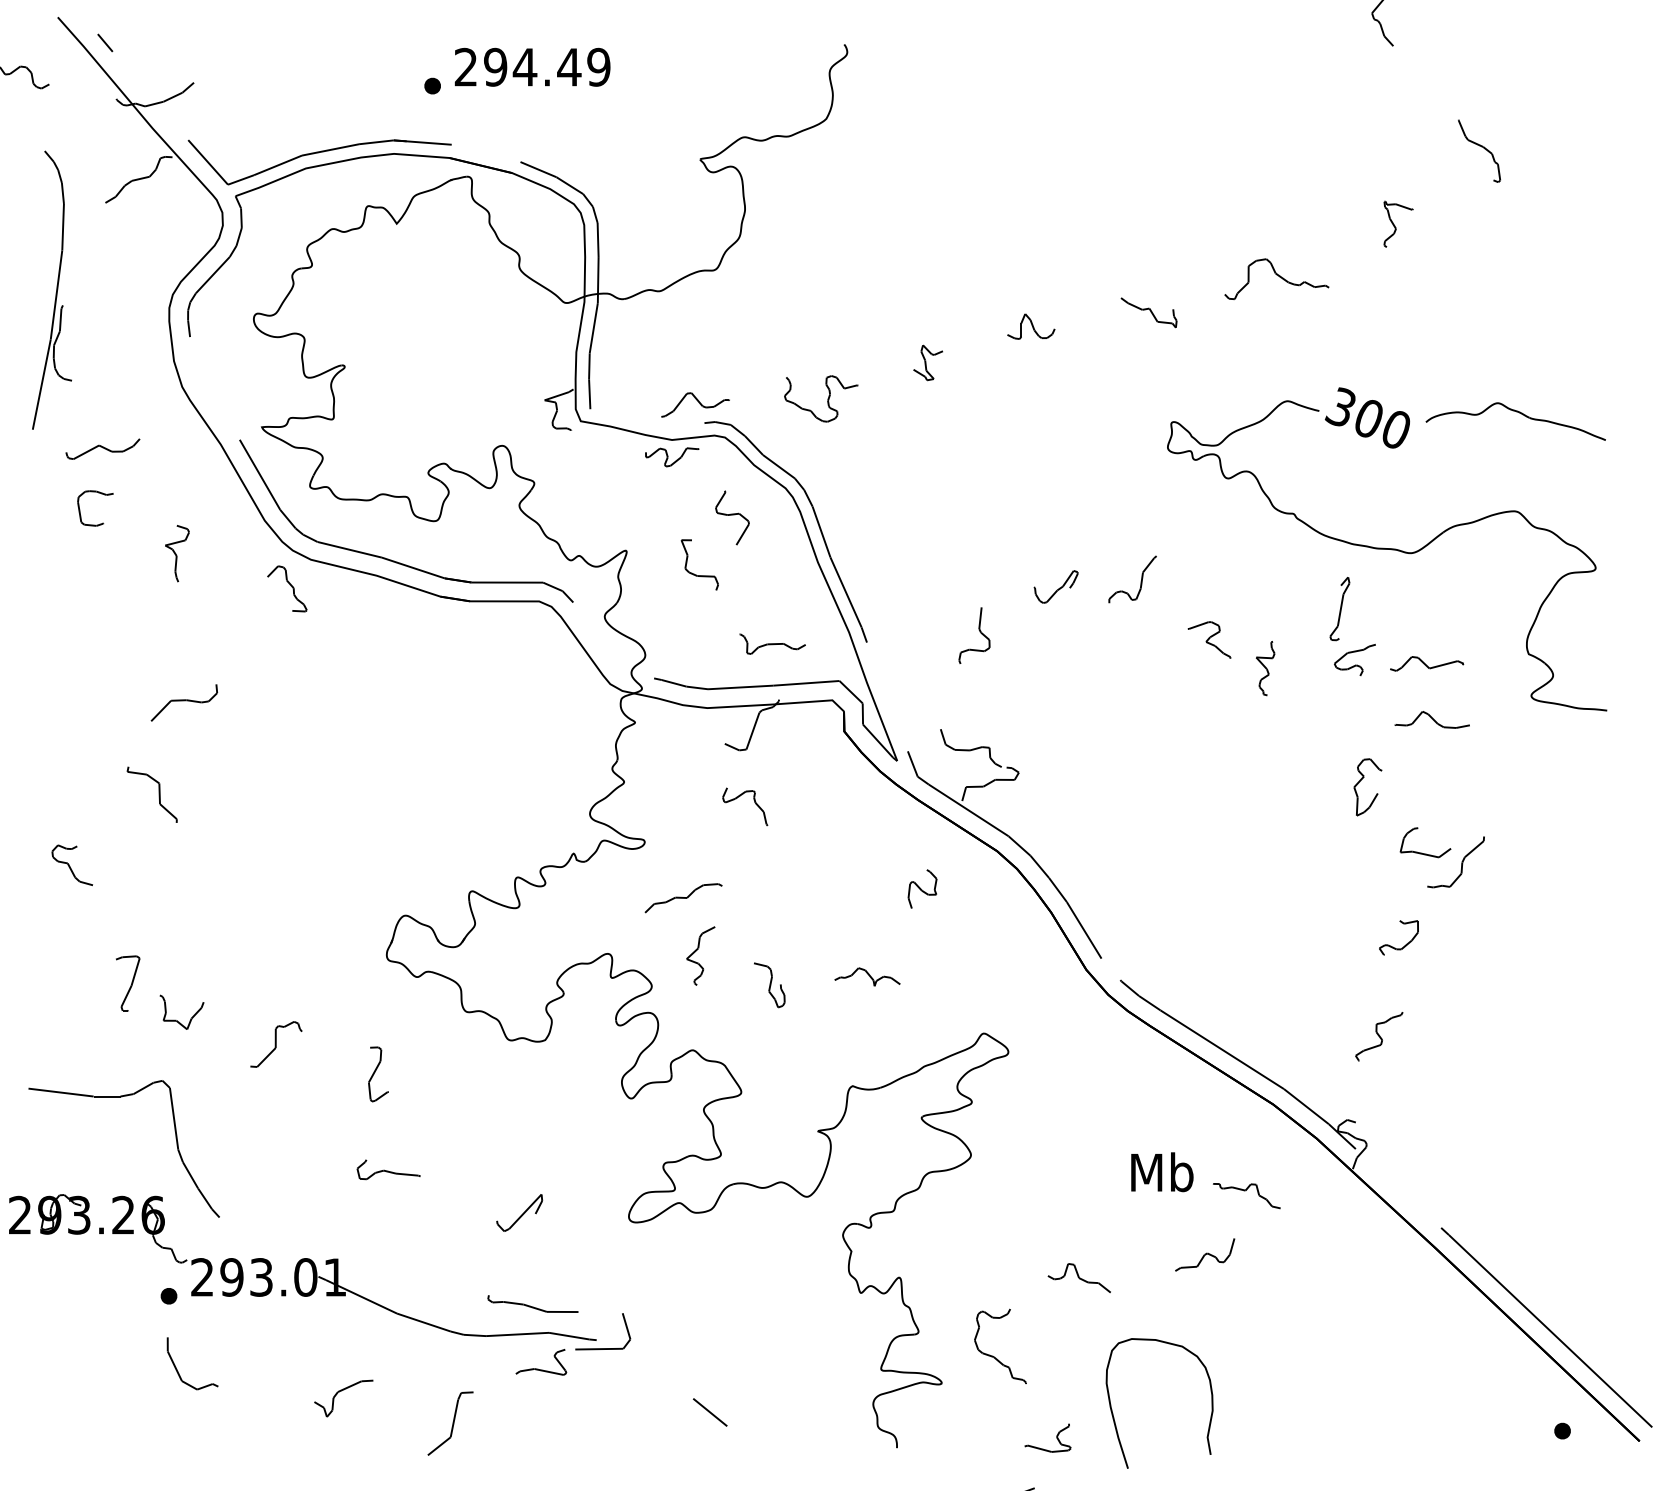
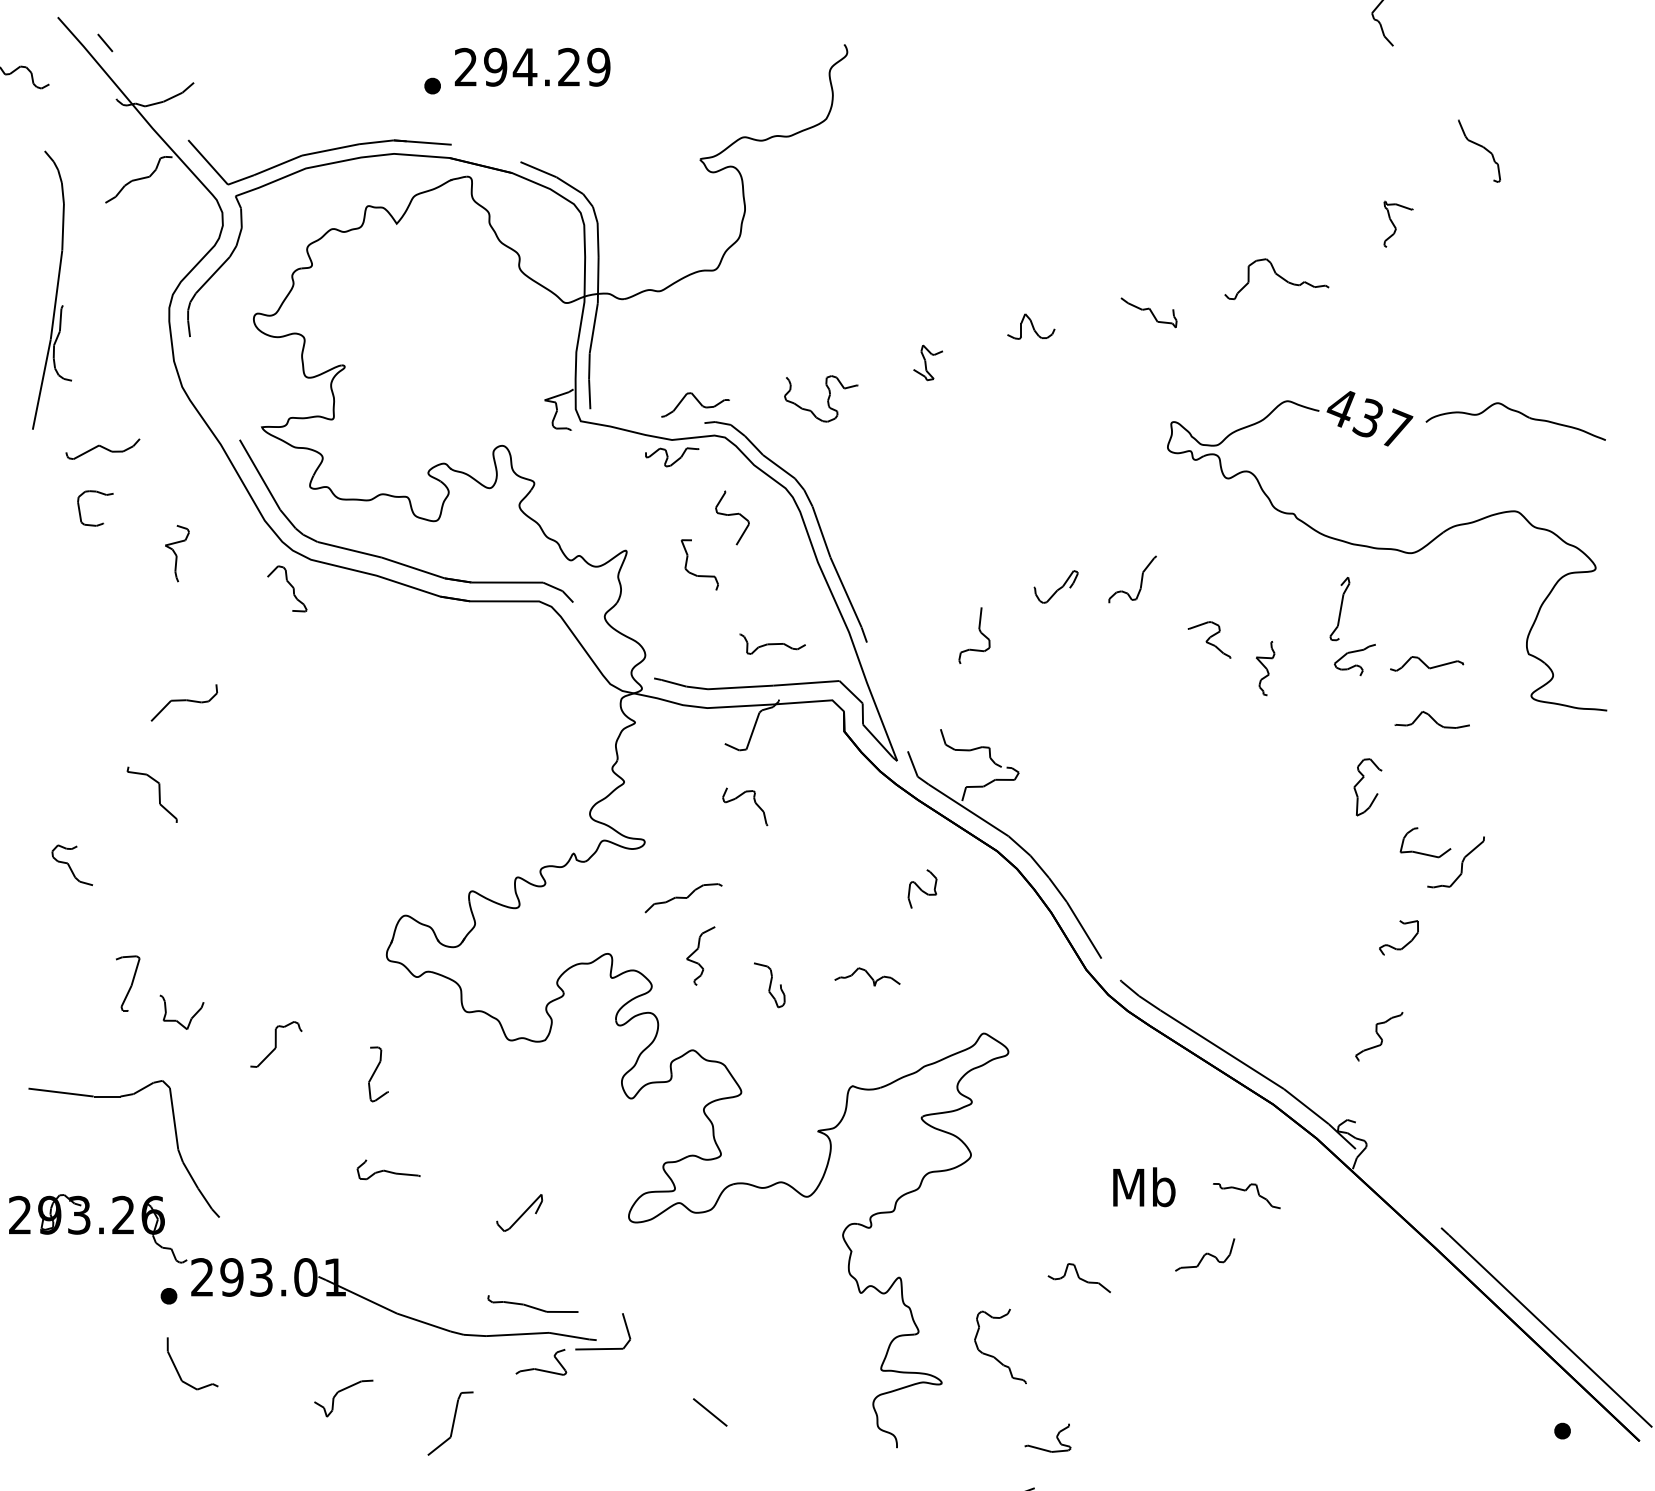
text: 294.49 -> 294.29 (569, 66)
text: 300 -> 437 (1368, 417)
text position: (1162, 1172) -> (1144, 1187) (1144, 1187)
curve: present -> none (1113, 1413)
